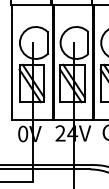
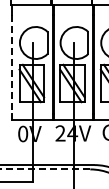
line: solid -> dashed (11, 64)
line: solid -> dashed (45, 169)
